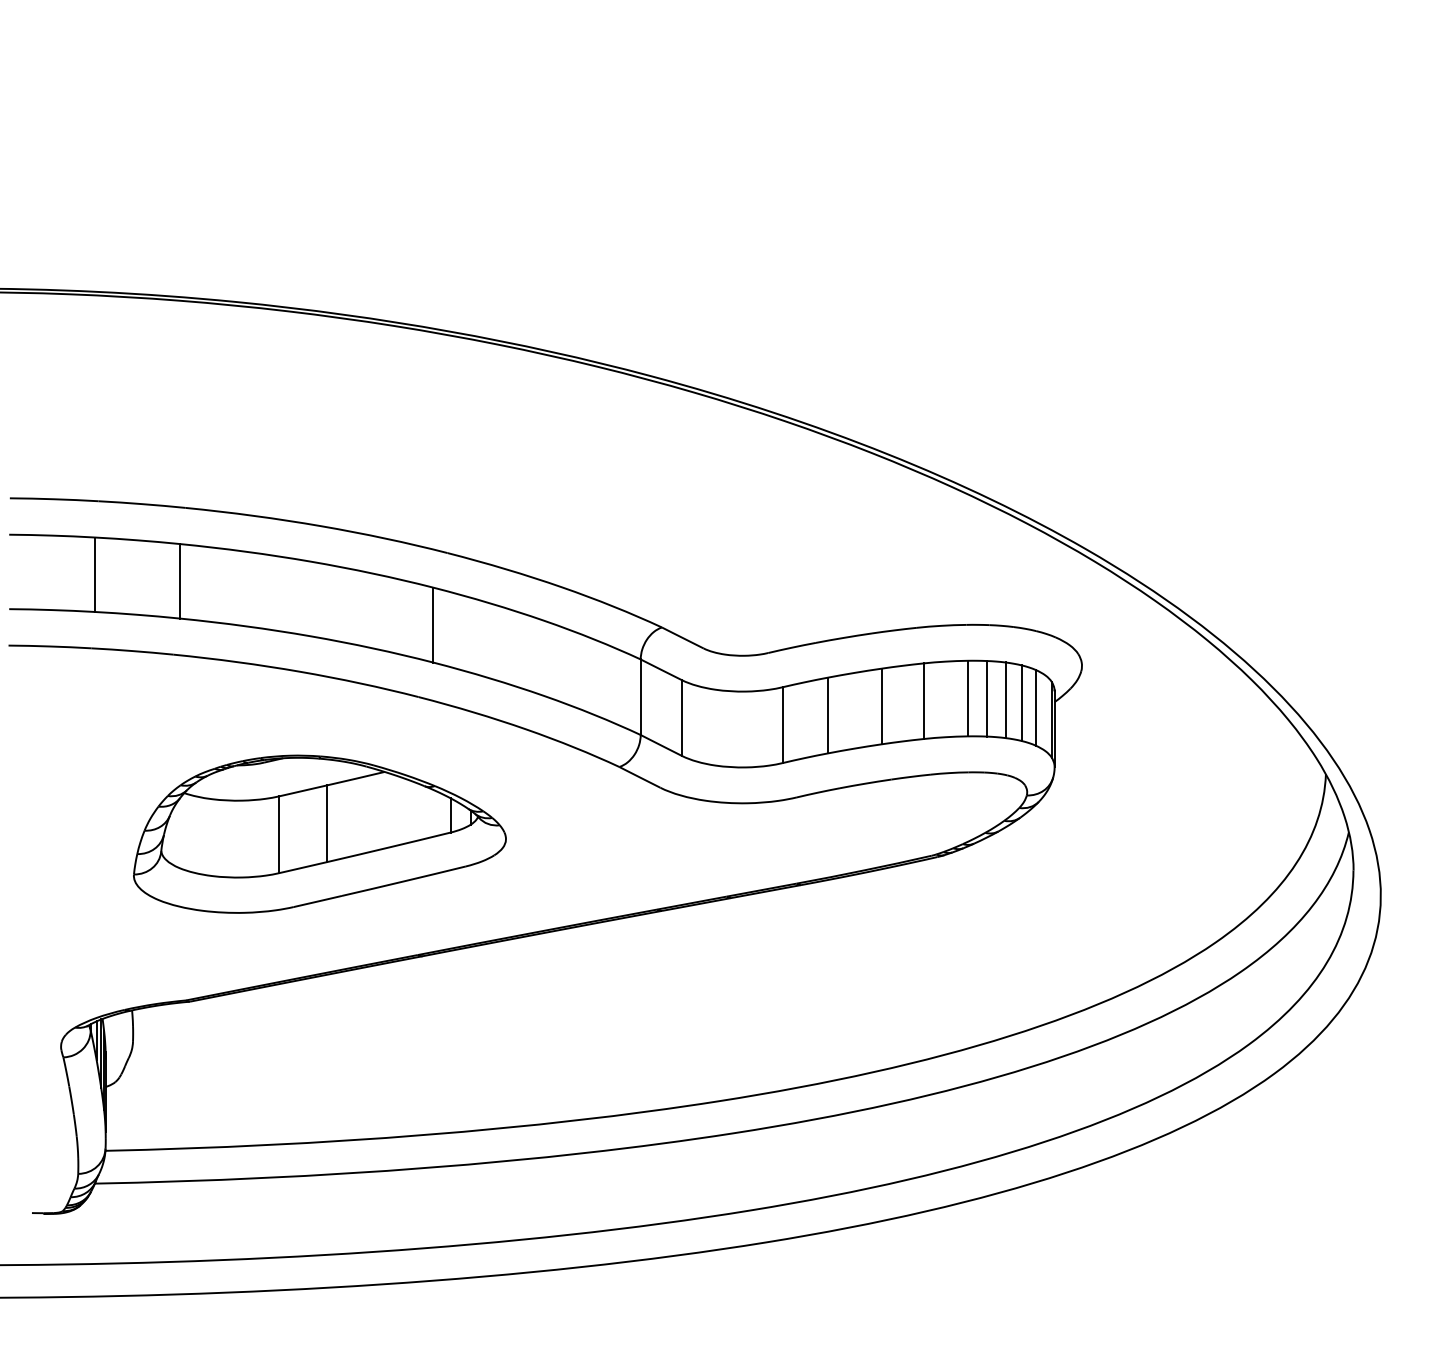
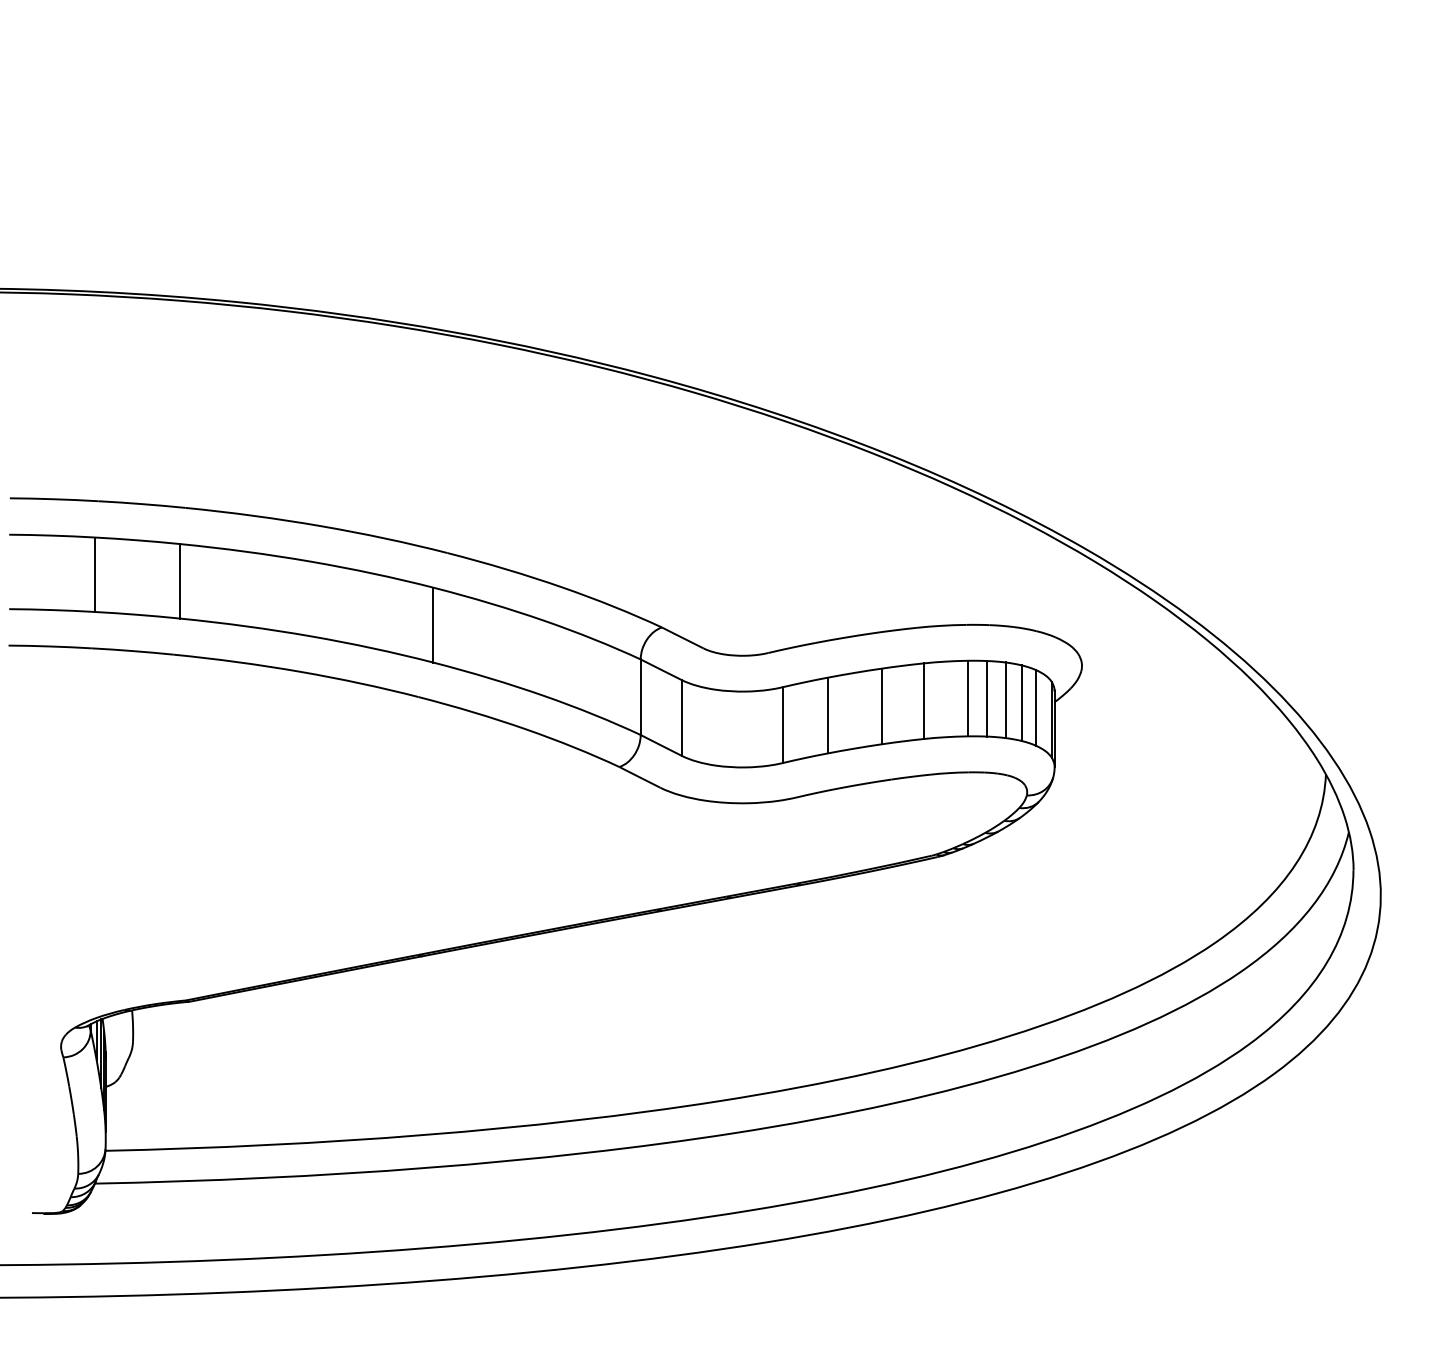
part: present -> none (319, 833)
